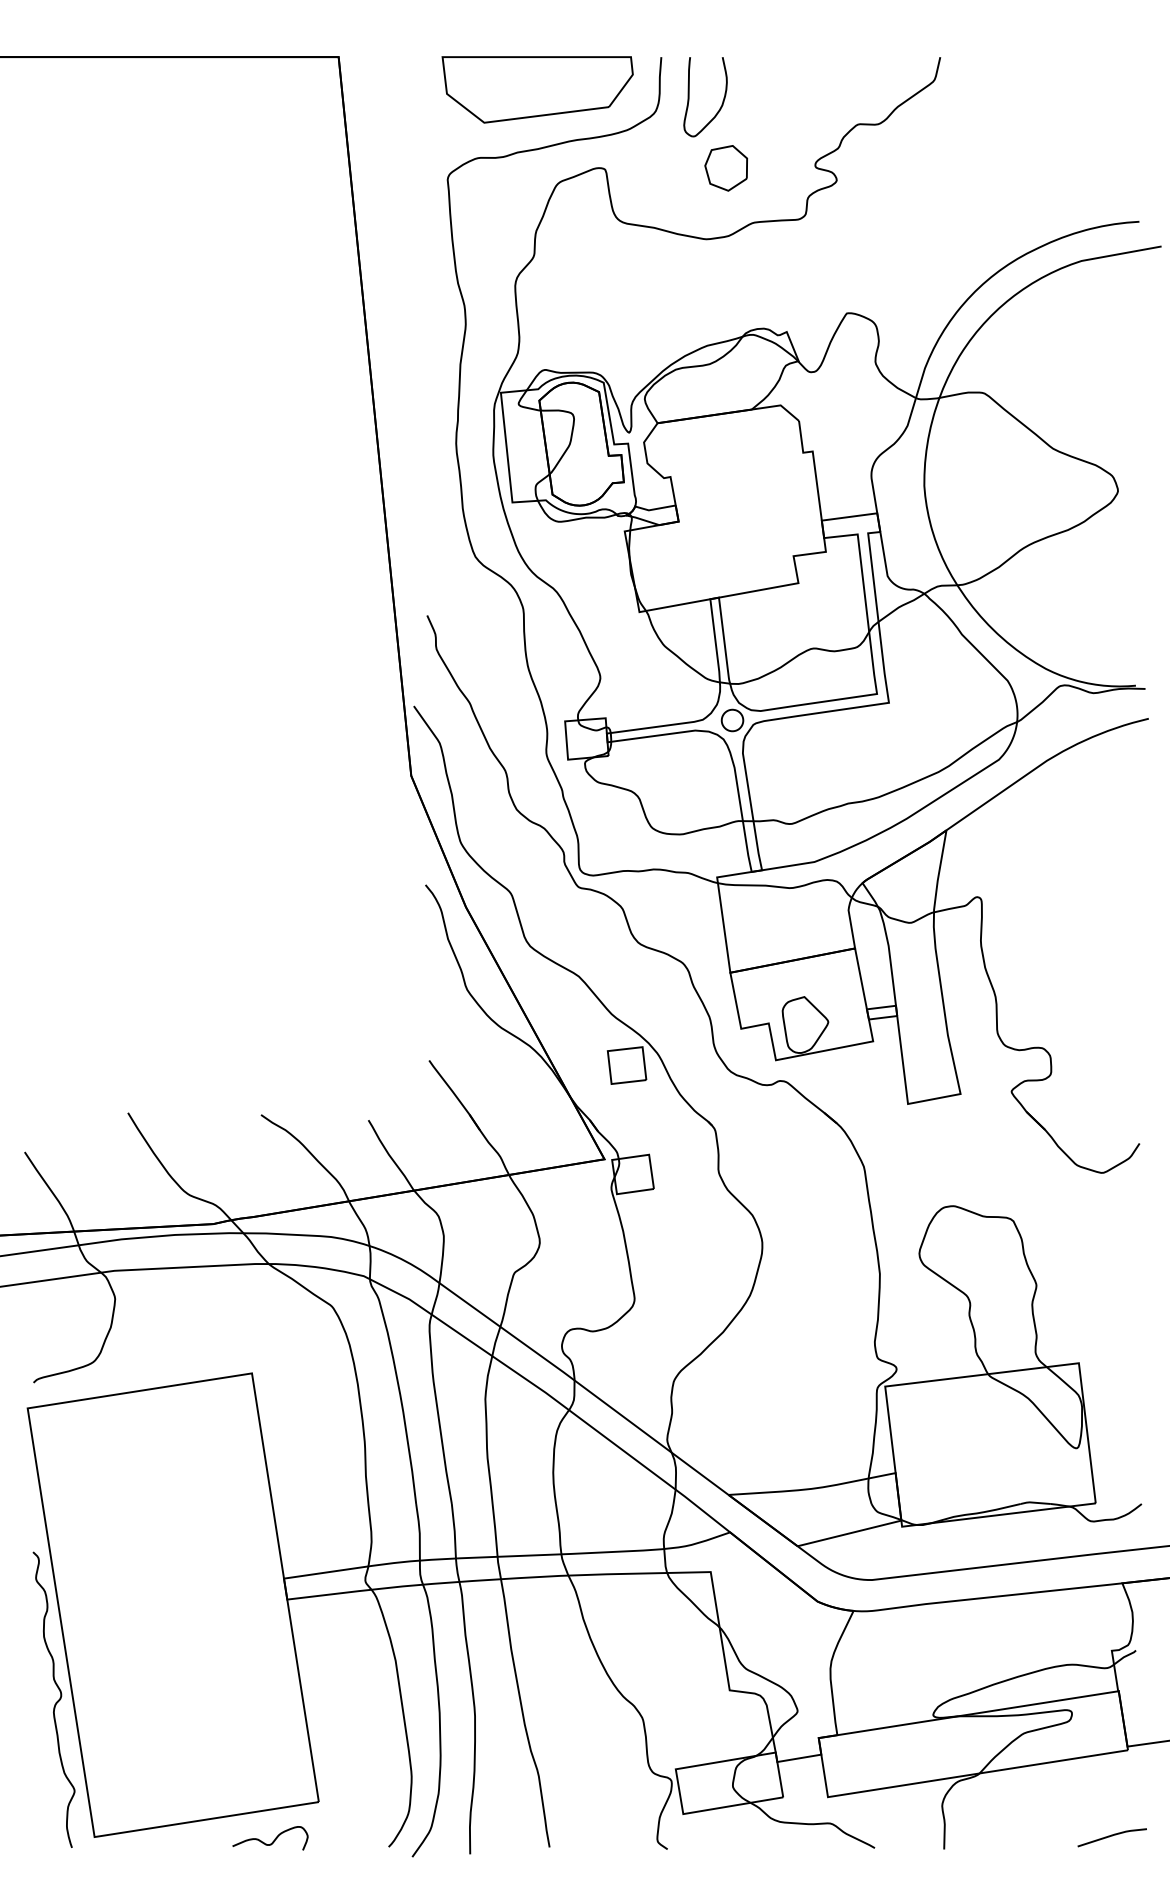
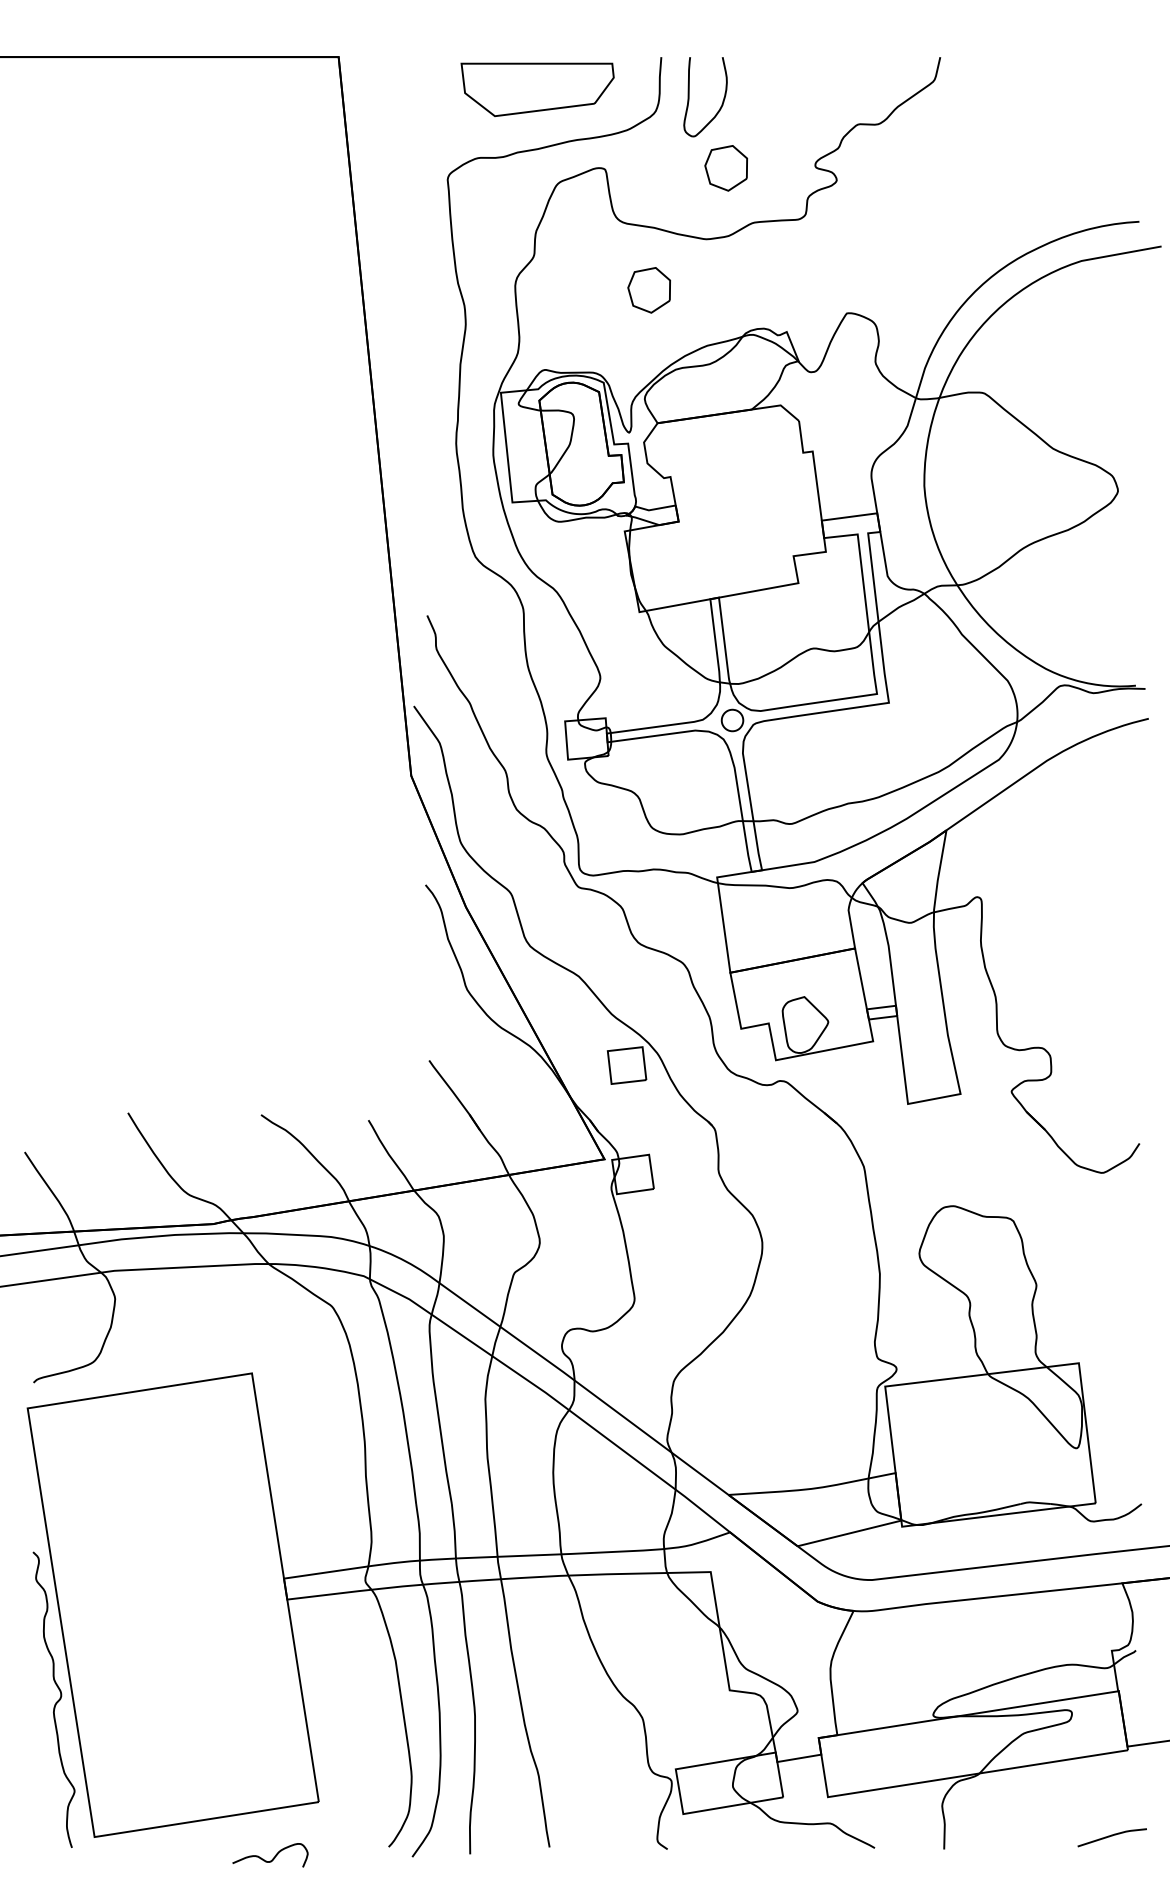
part size: 193x68 px -> 155x55 px (537, 89)
part: none -> present (648, 290)
curve position: (273, 1840) -> (273, 1857) (273, 1857)
